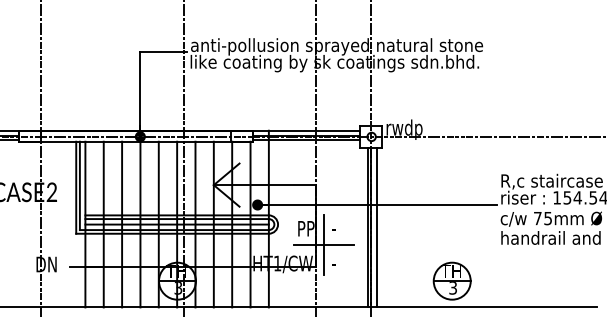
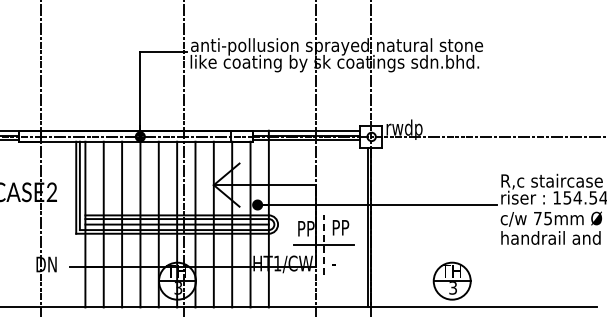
text: - -> PP (340, 227)
line: present -> none (376, 227)
line: solid -> dashed (323, 244)
